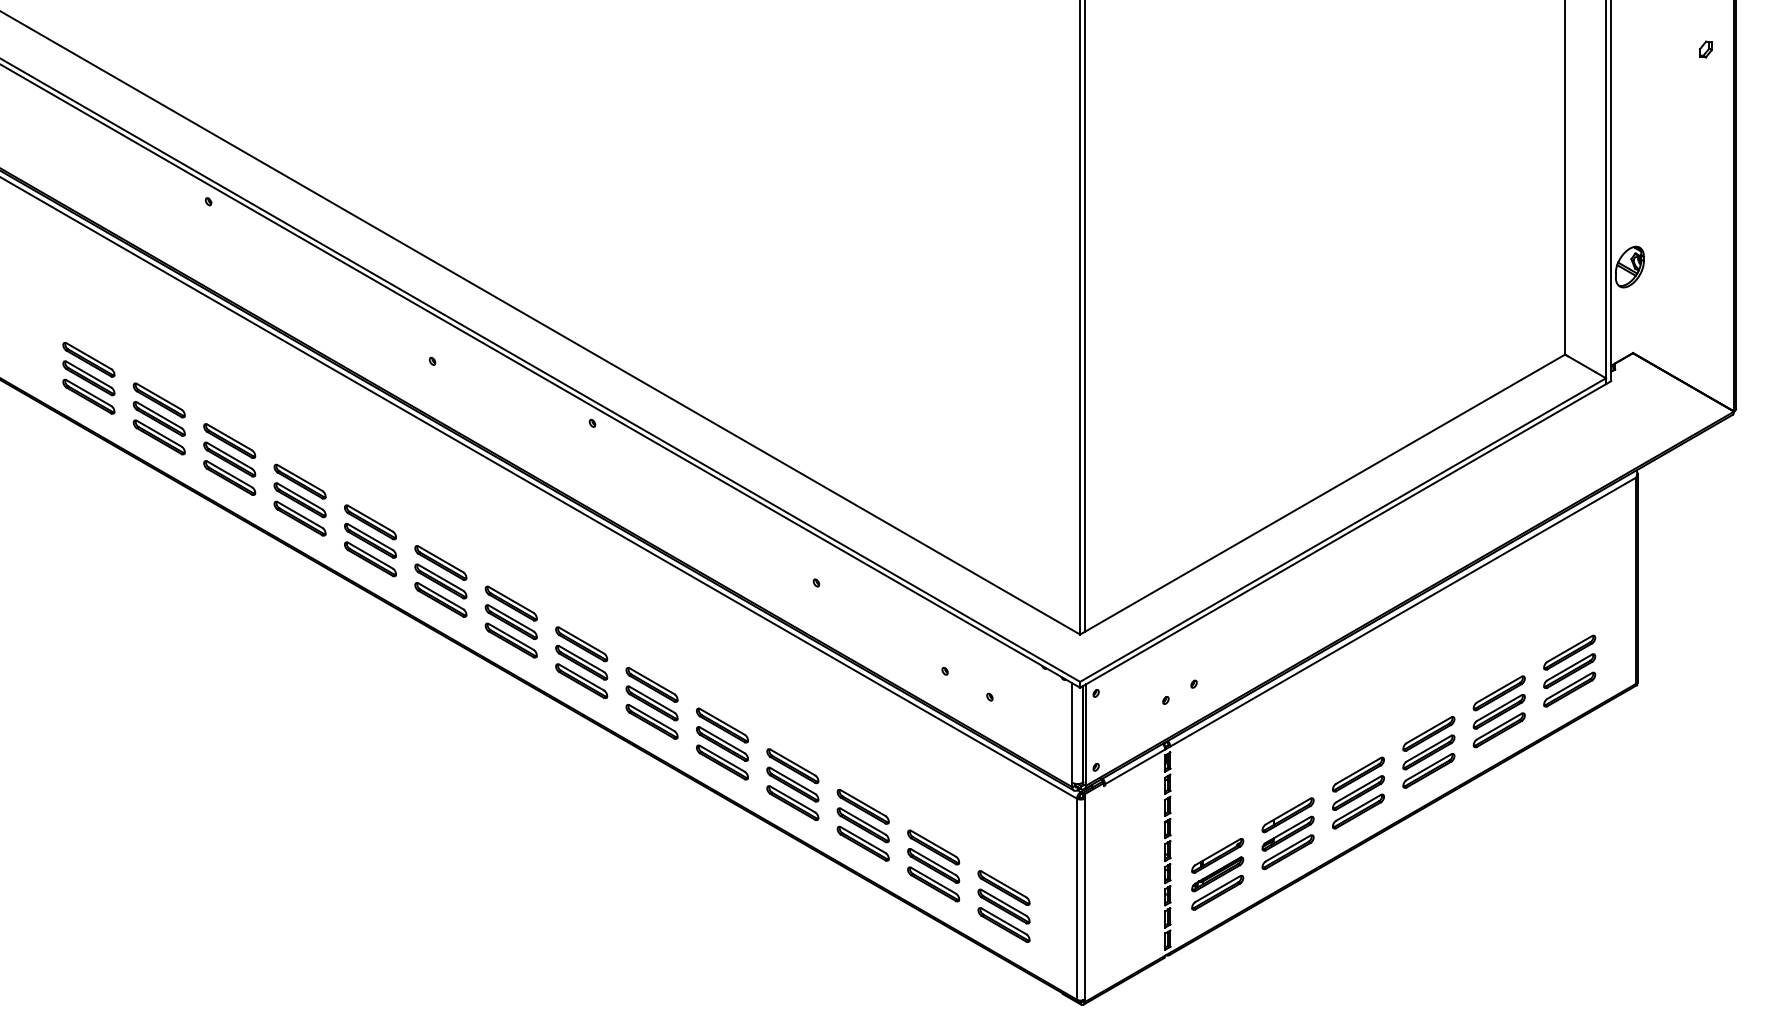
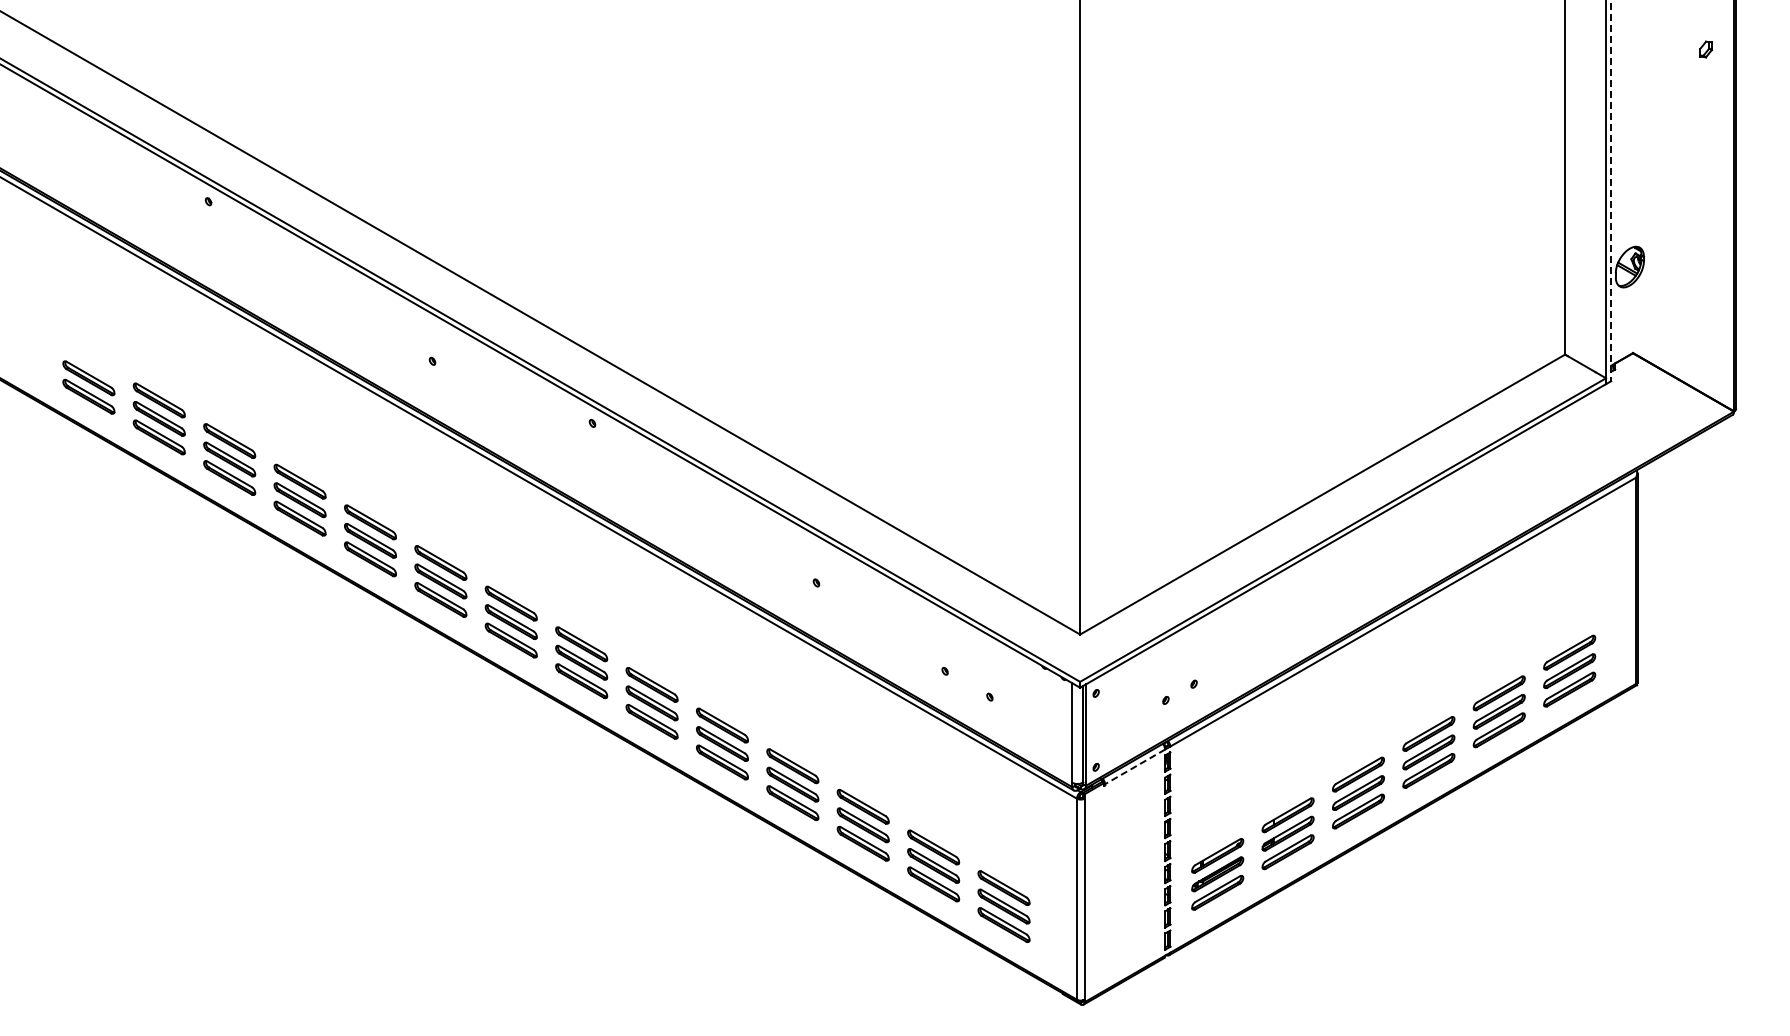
line: solid -> dashed (1611, 191)
line: present -> none (1085, 316)
part: present -> none (88, 359)
line: solid -> dashed (1135, 766)
